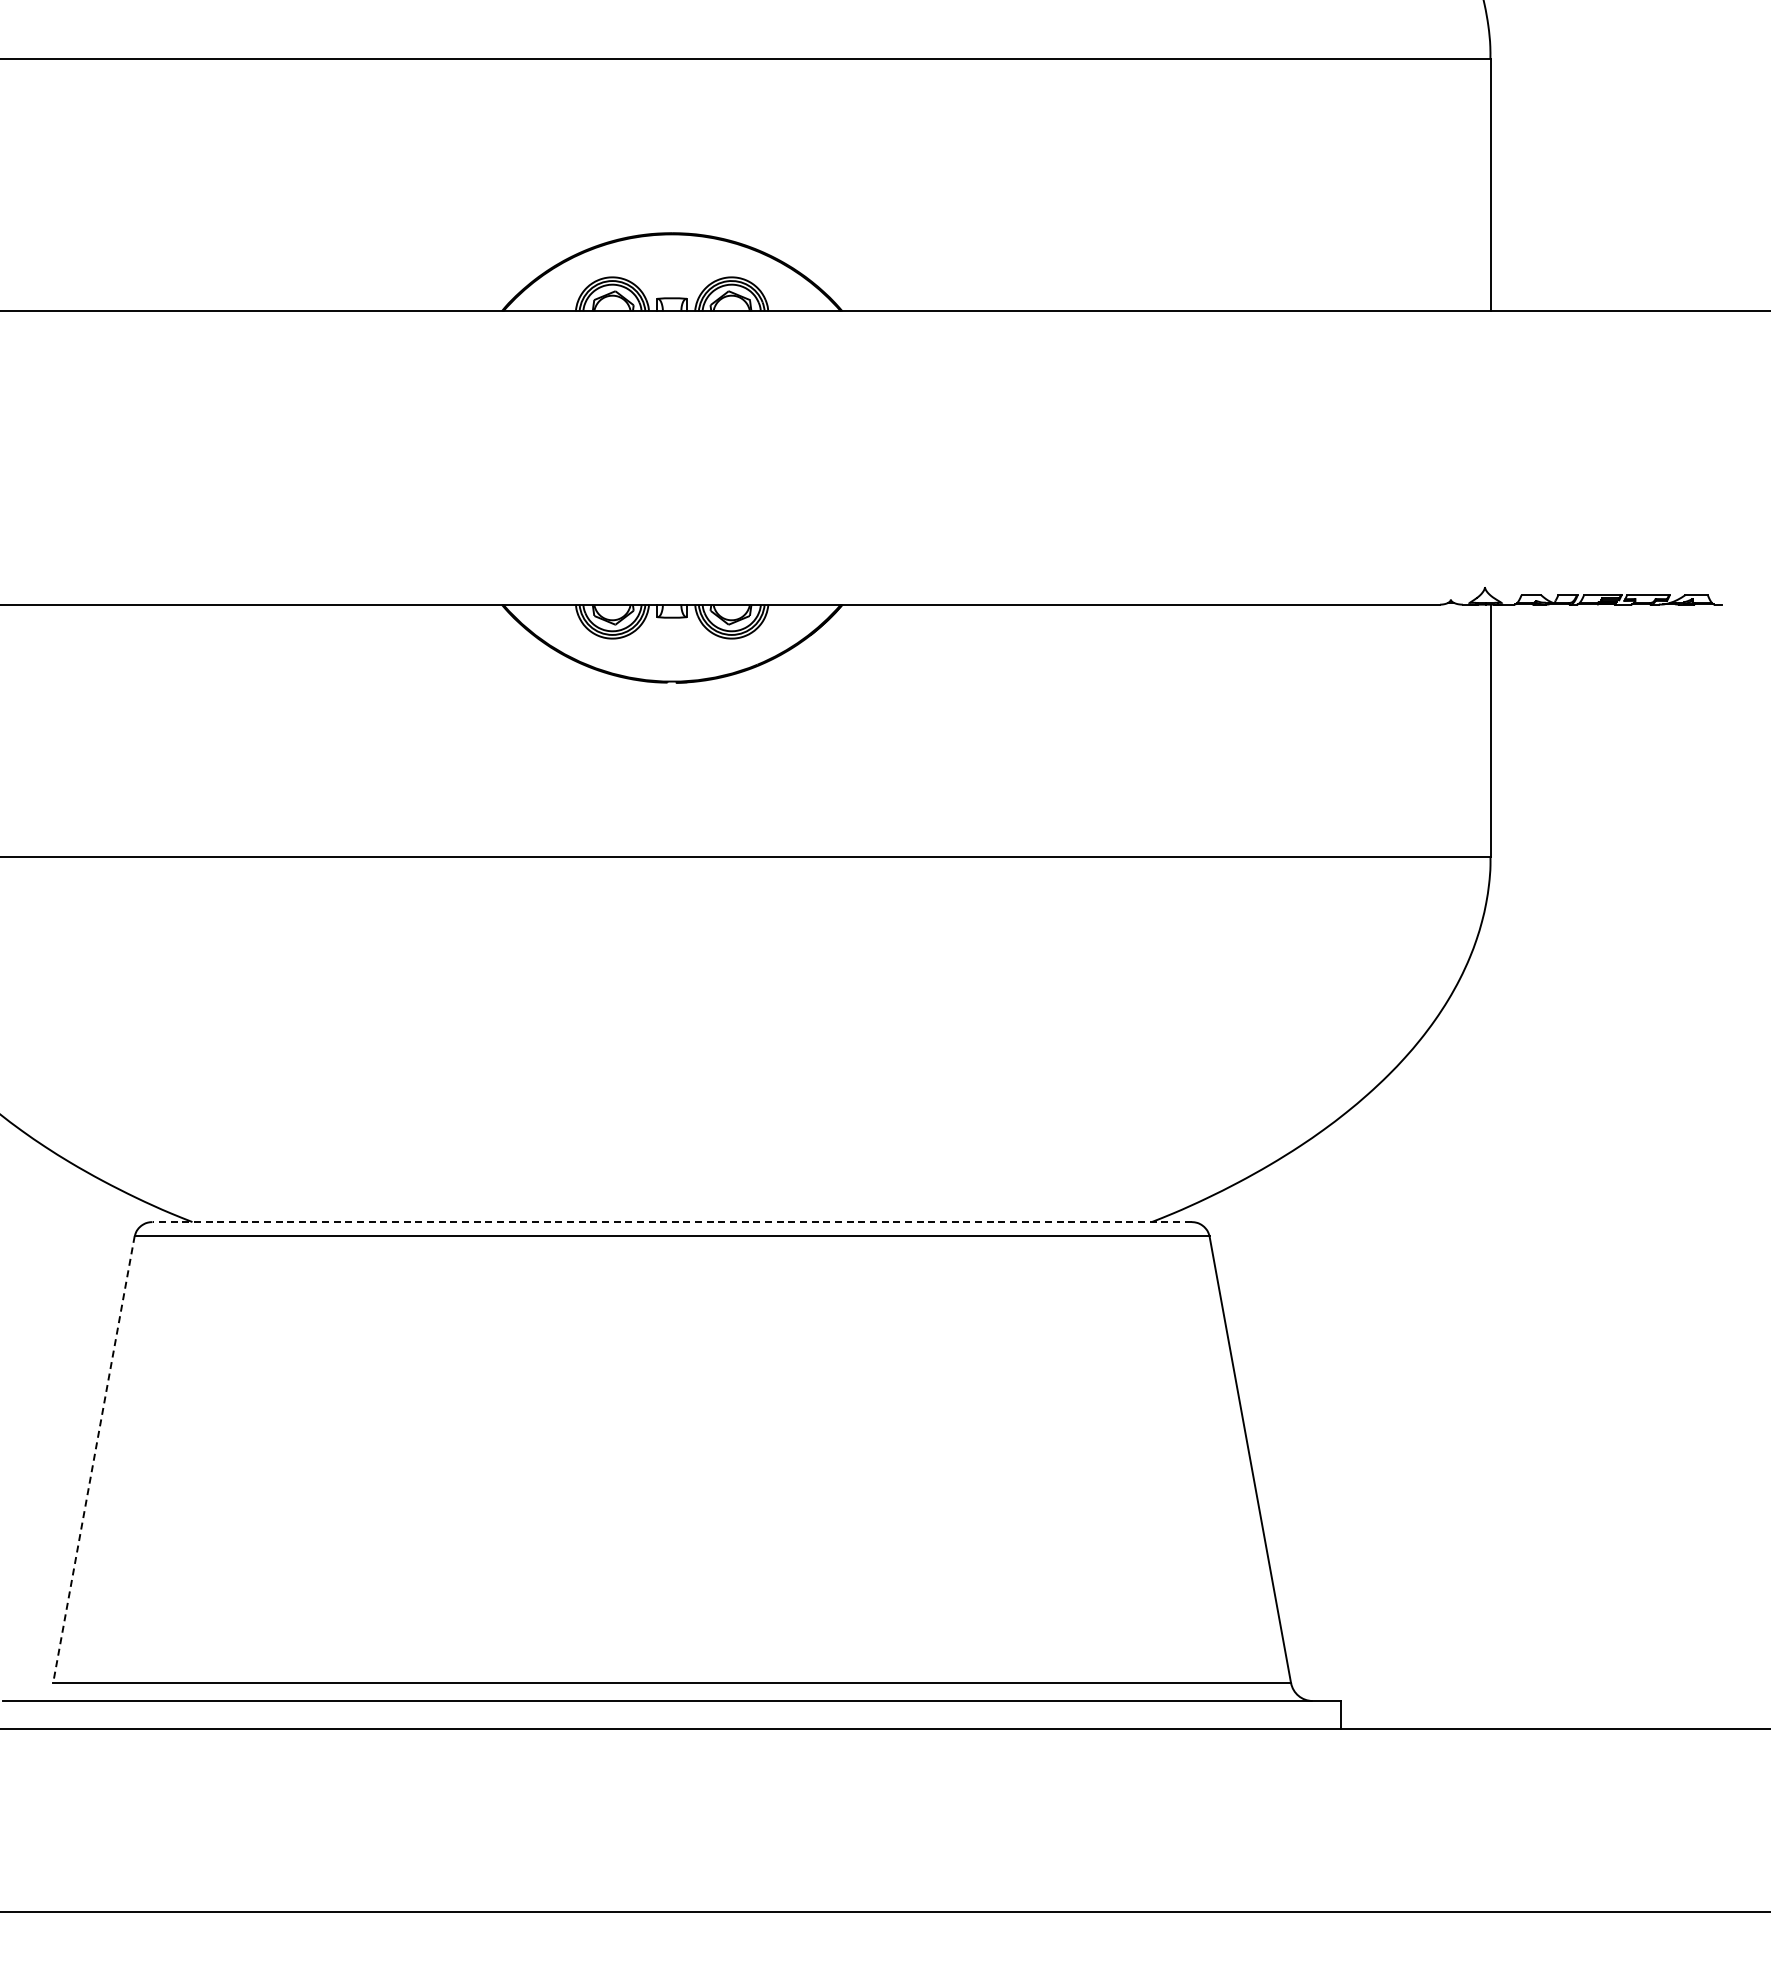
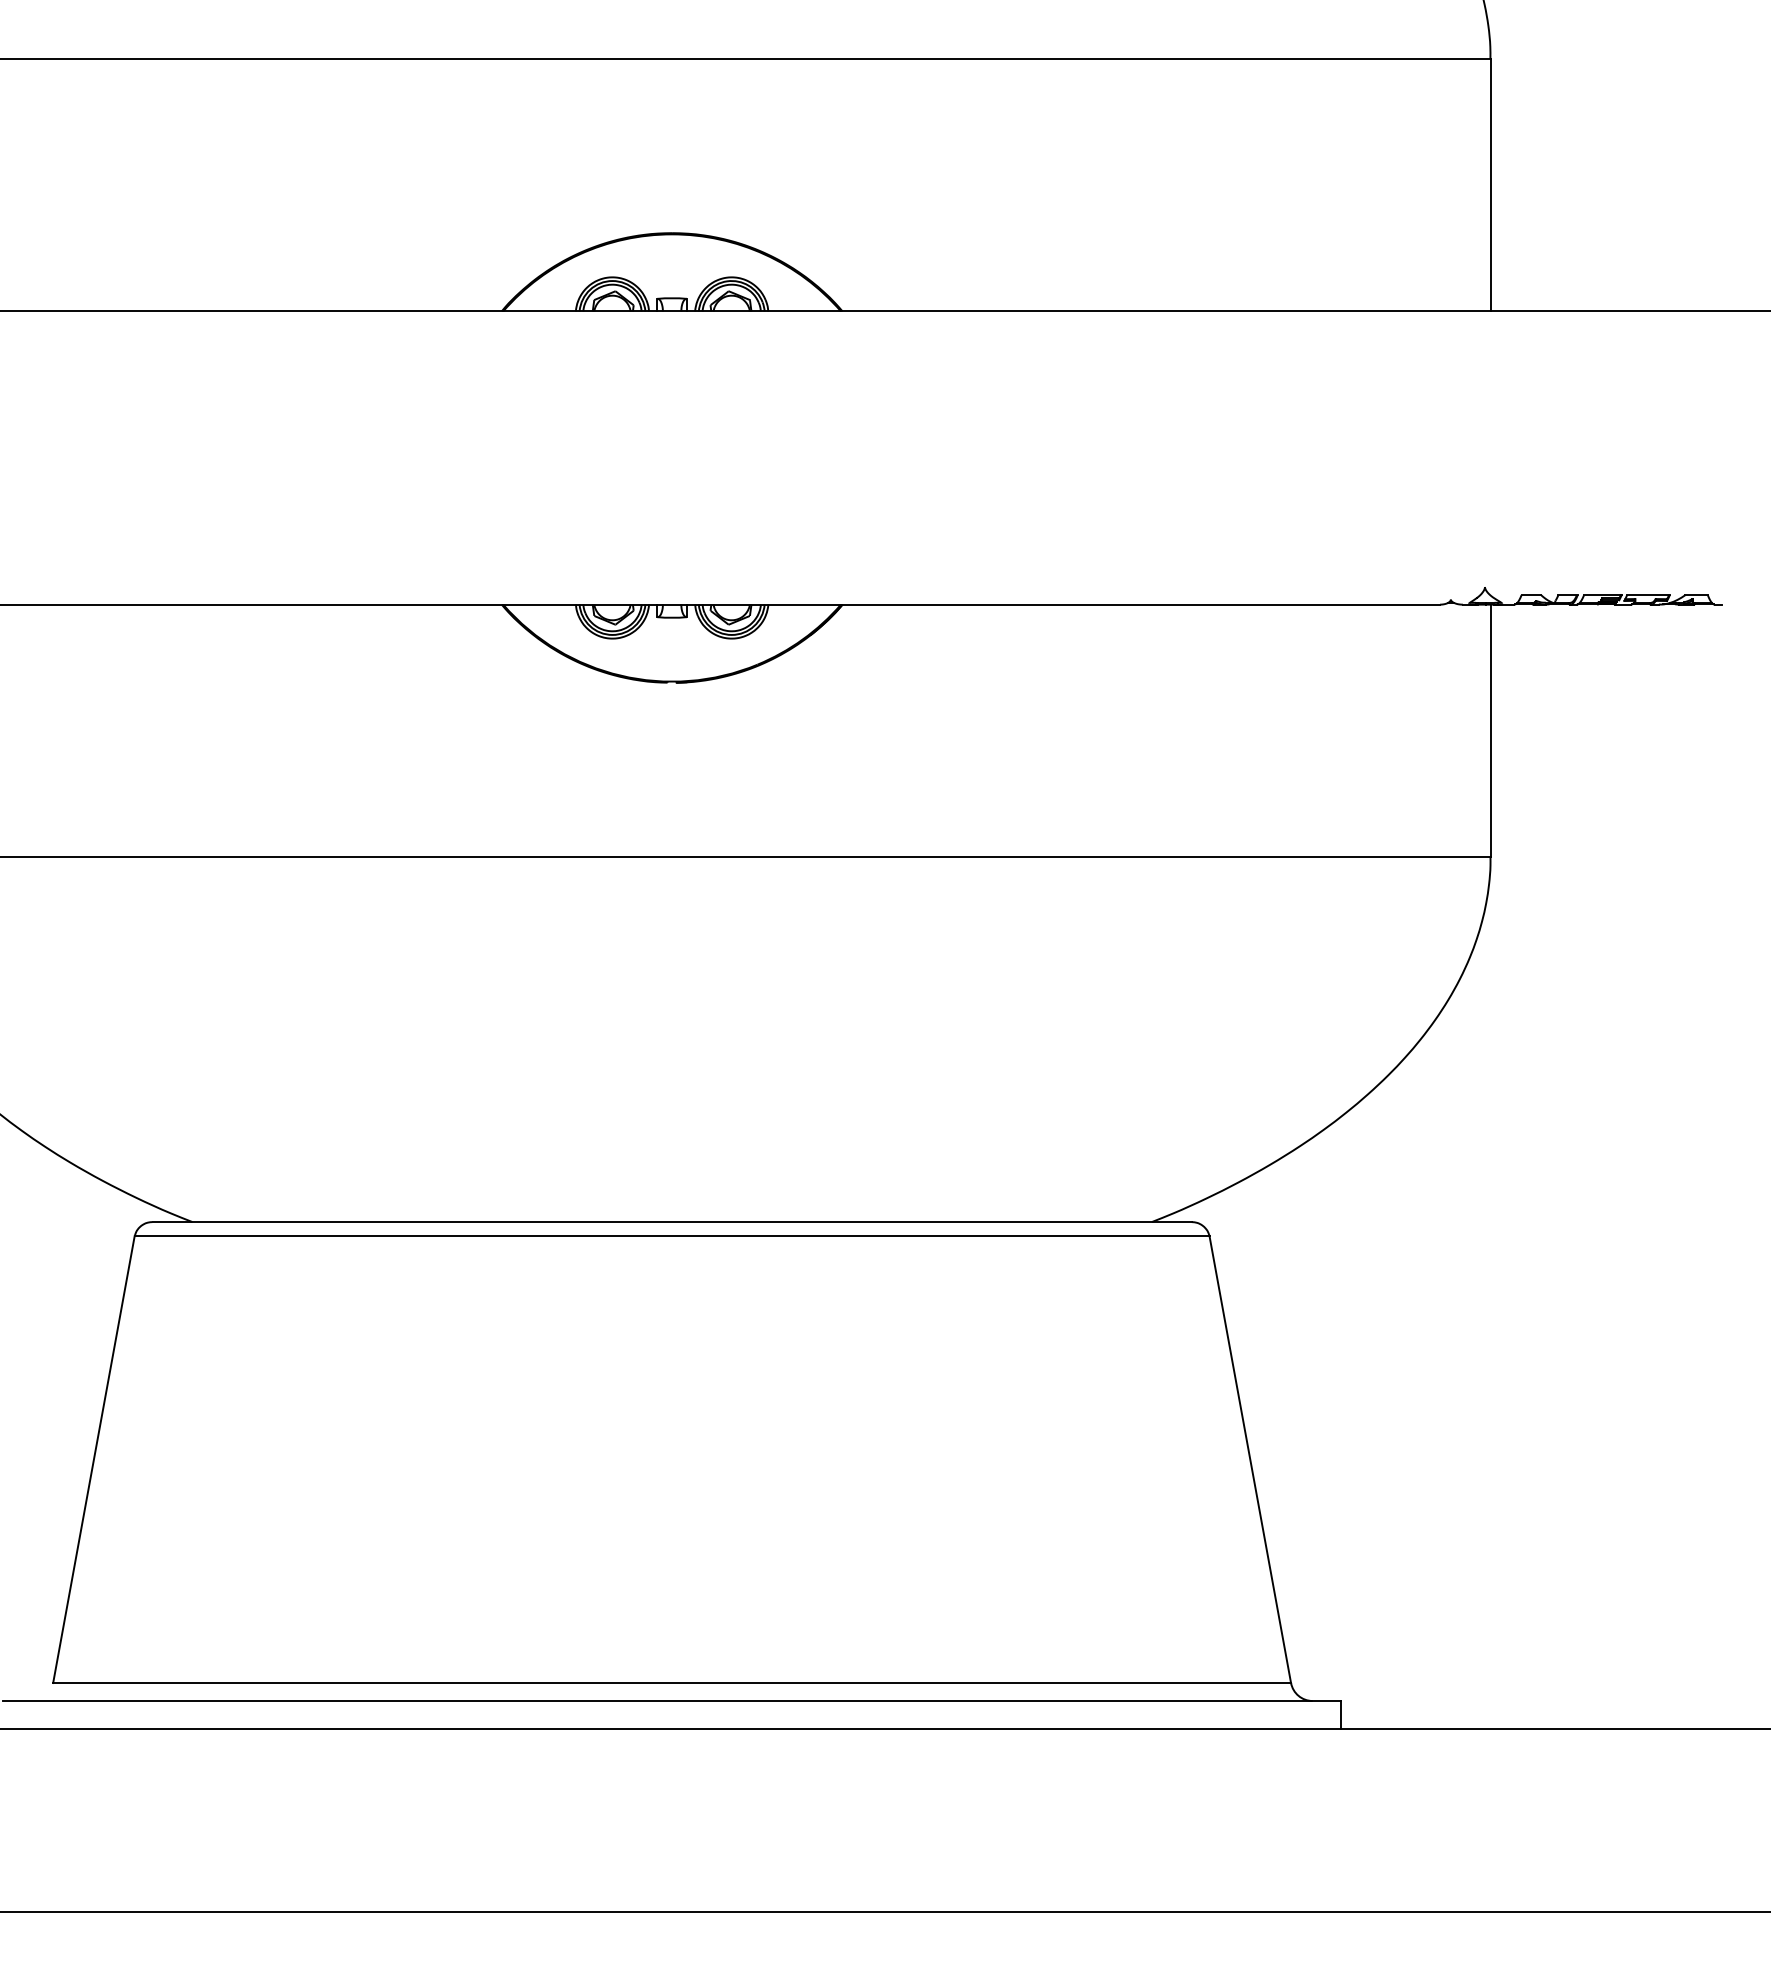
line: dashed -> solid (672, 1222)
line: dashed -> solid (93, 1459)
